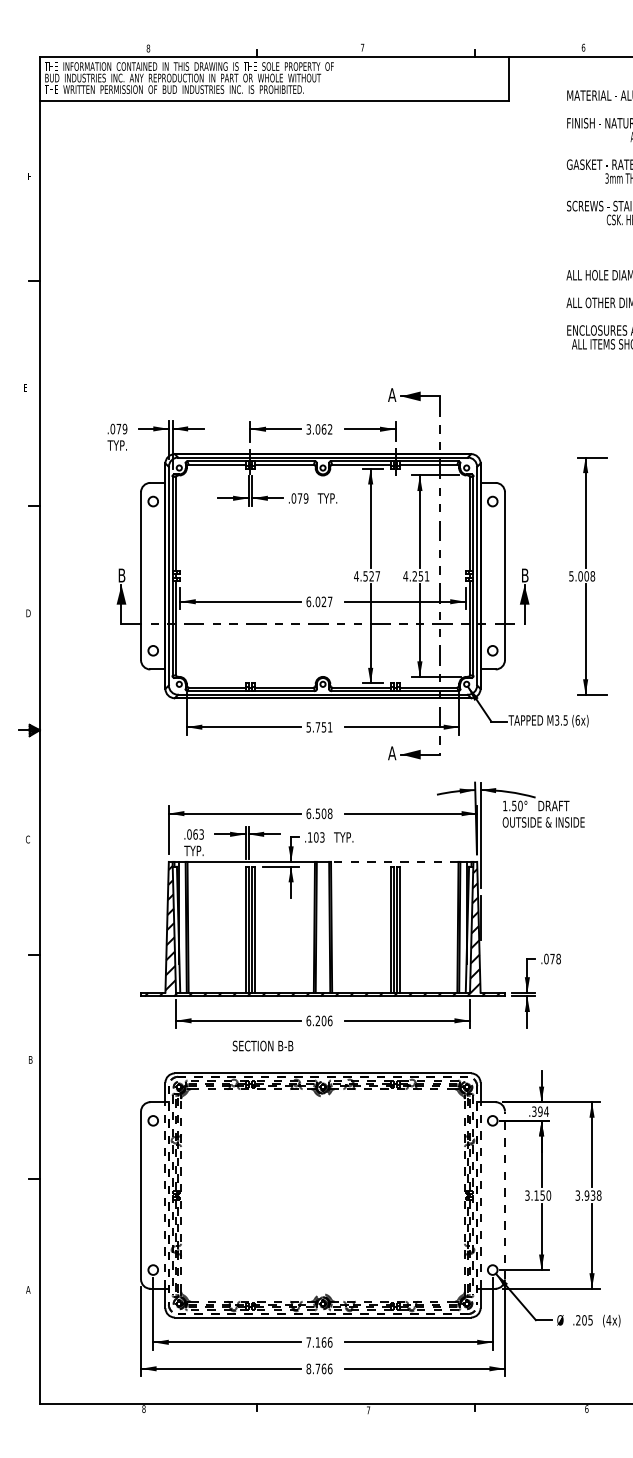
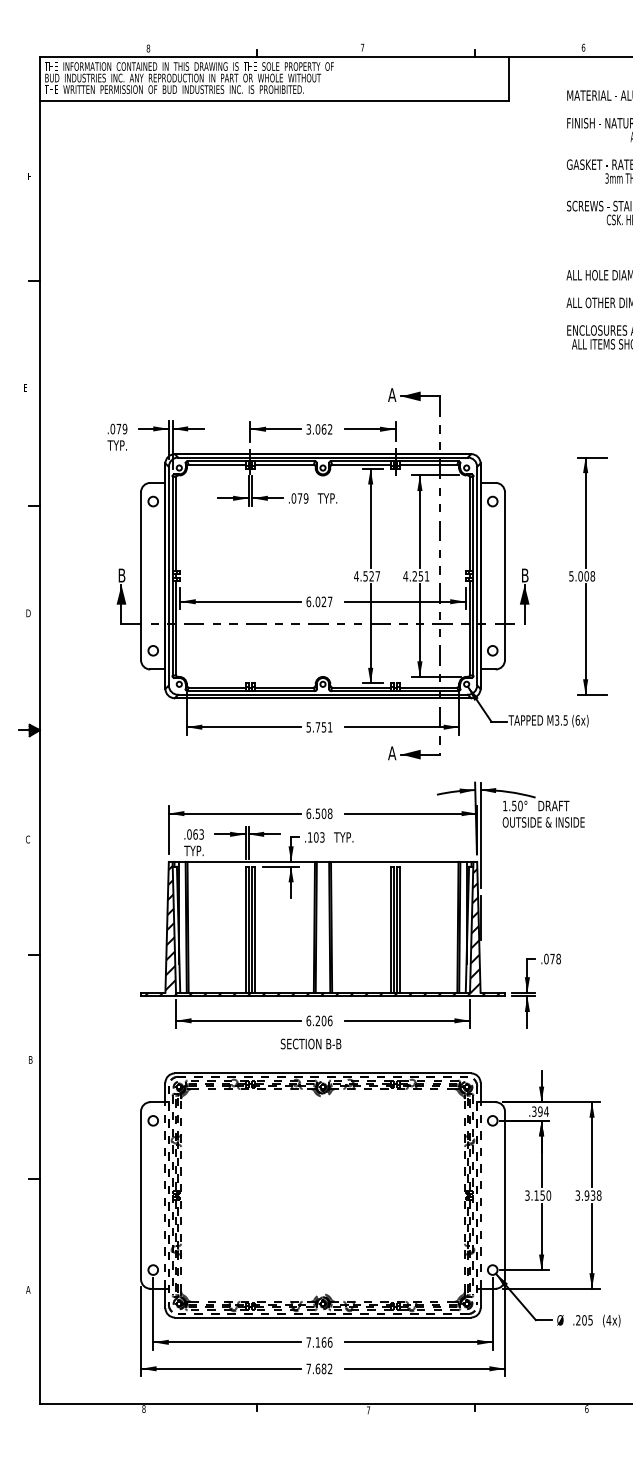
line: dashed -> solid (394, 861)
text position: (262, 1045) -> (310, 1043) (310, 1043)
line: dashed -> solid (504, 1195)
text: 8.766 -> 7.682 (319, 1368)
